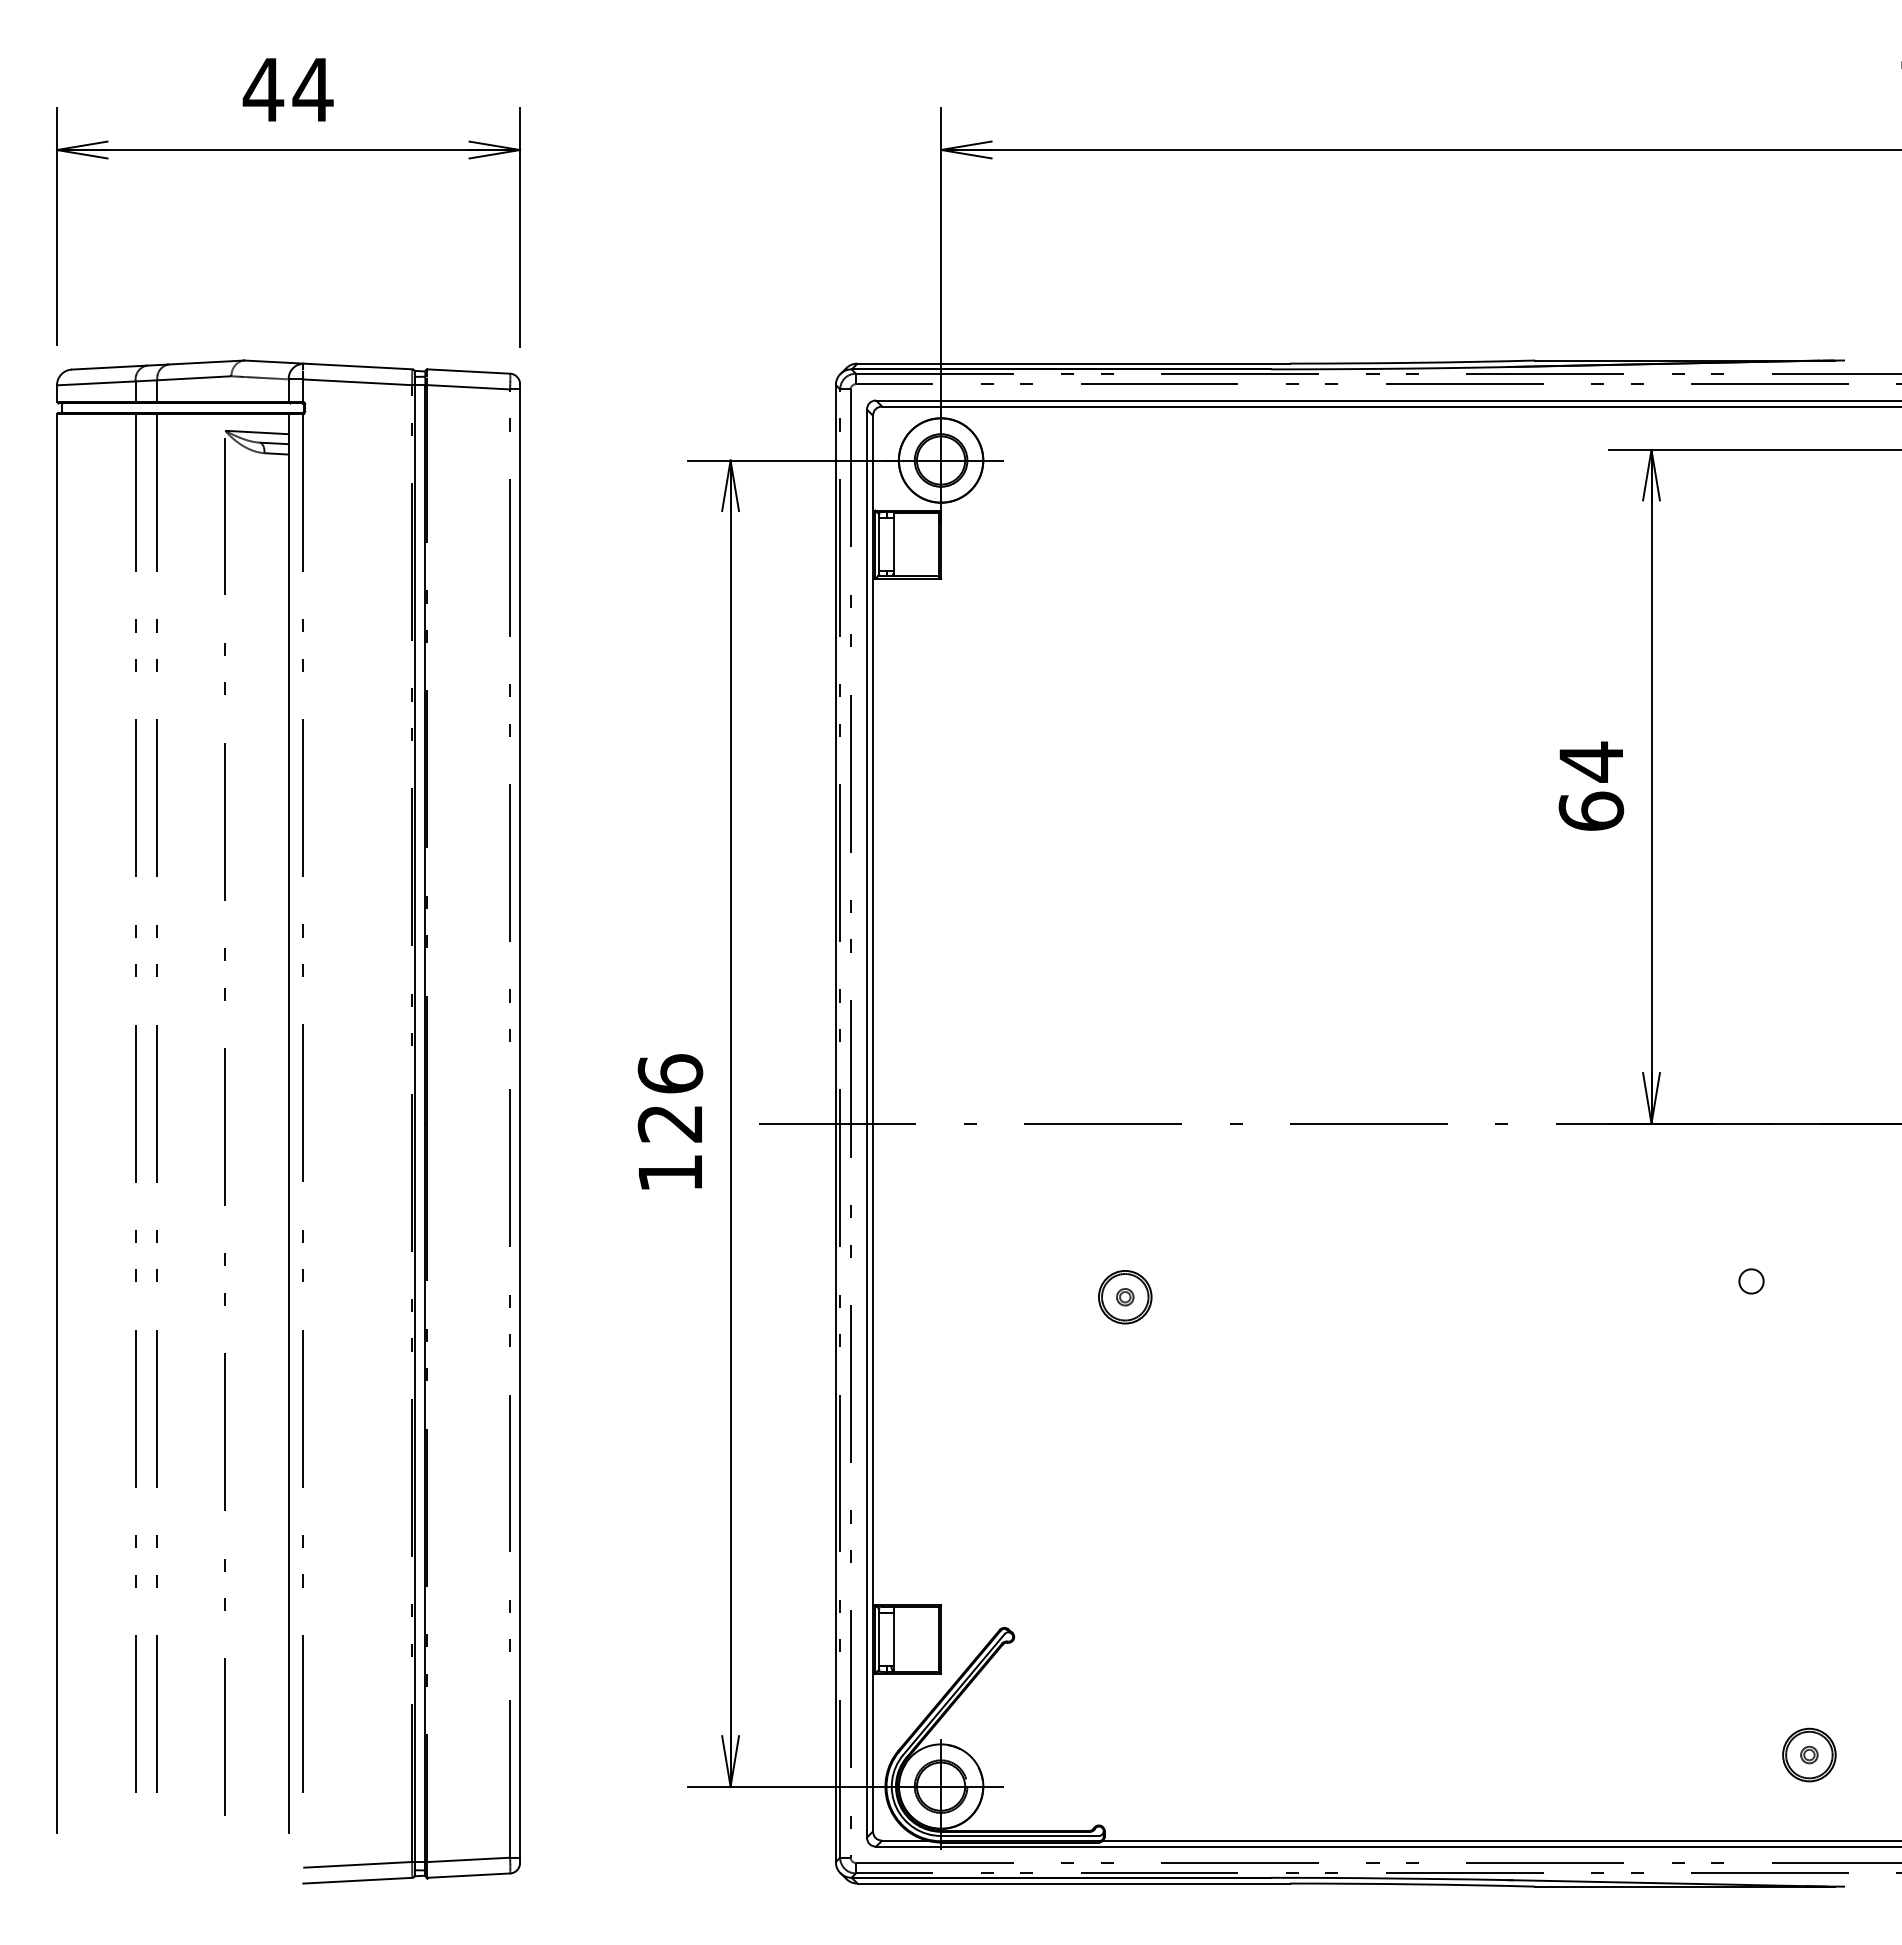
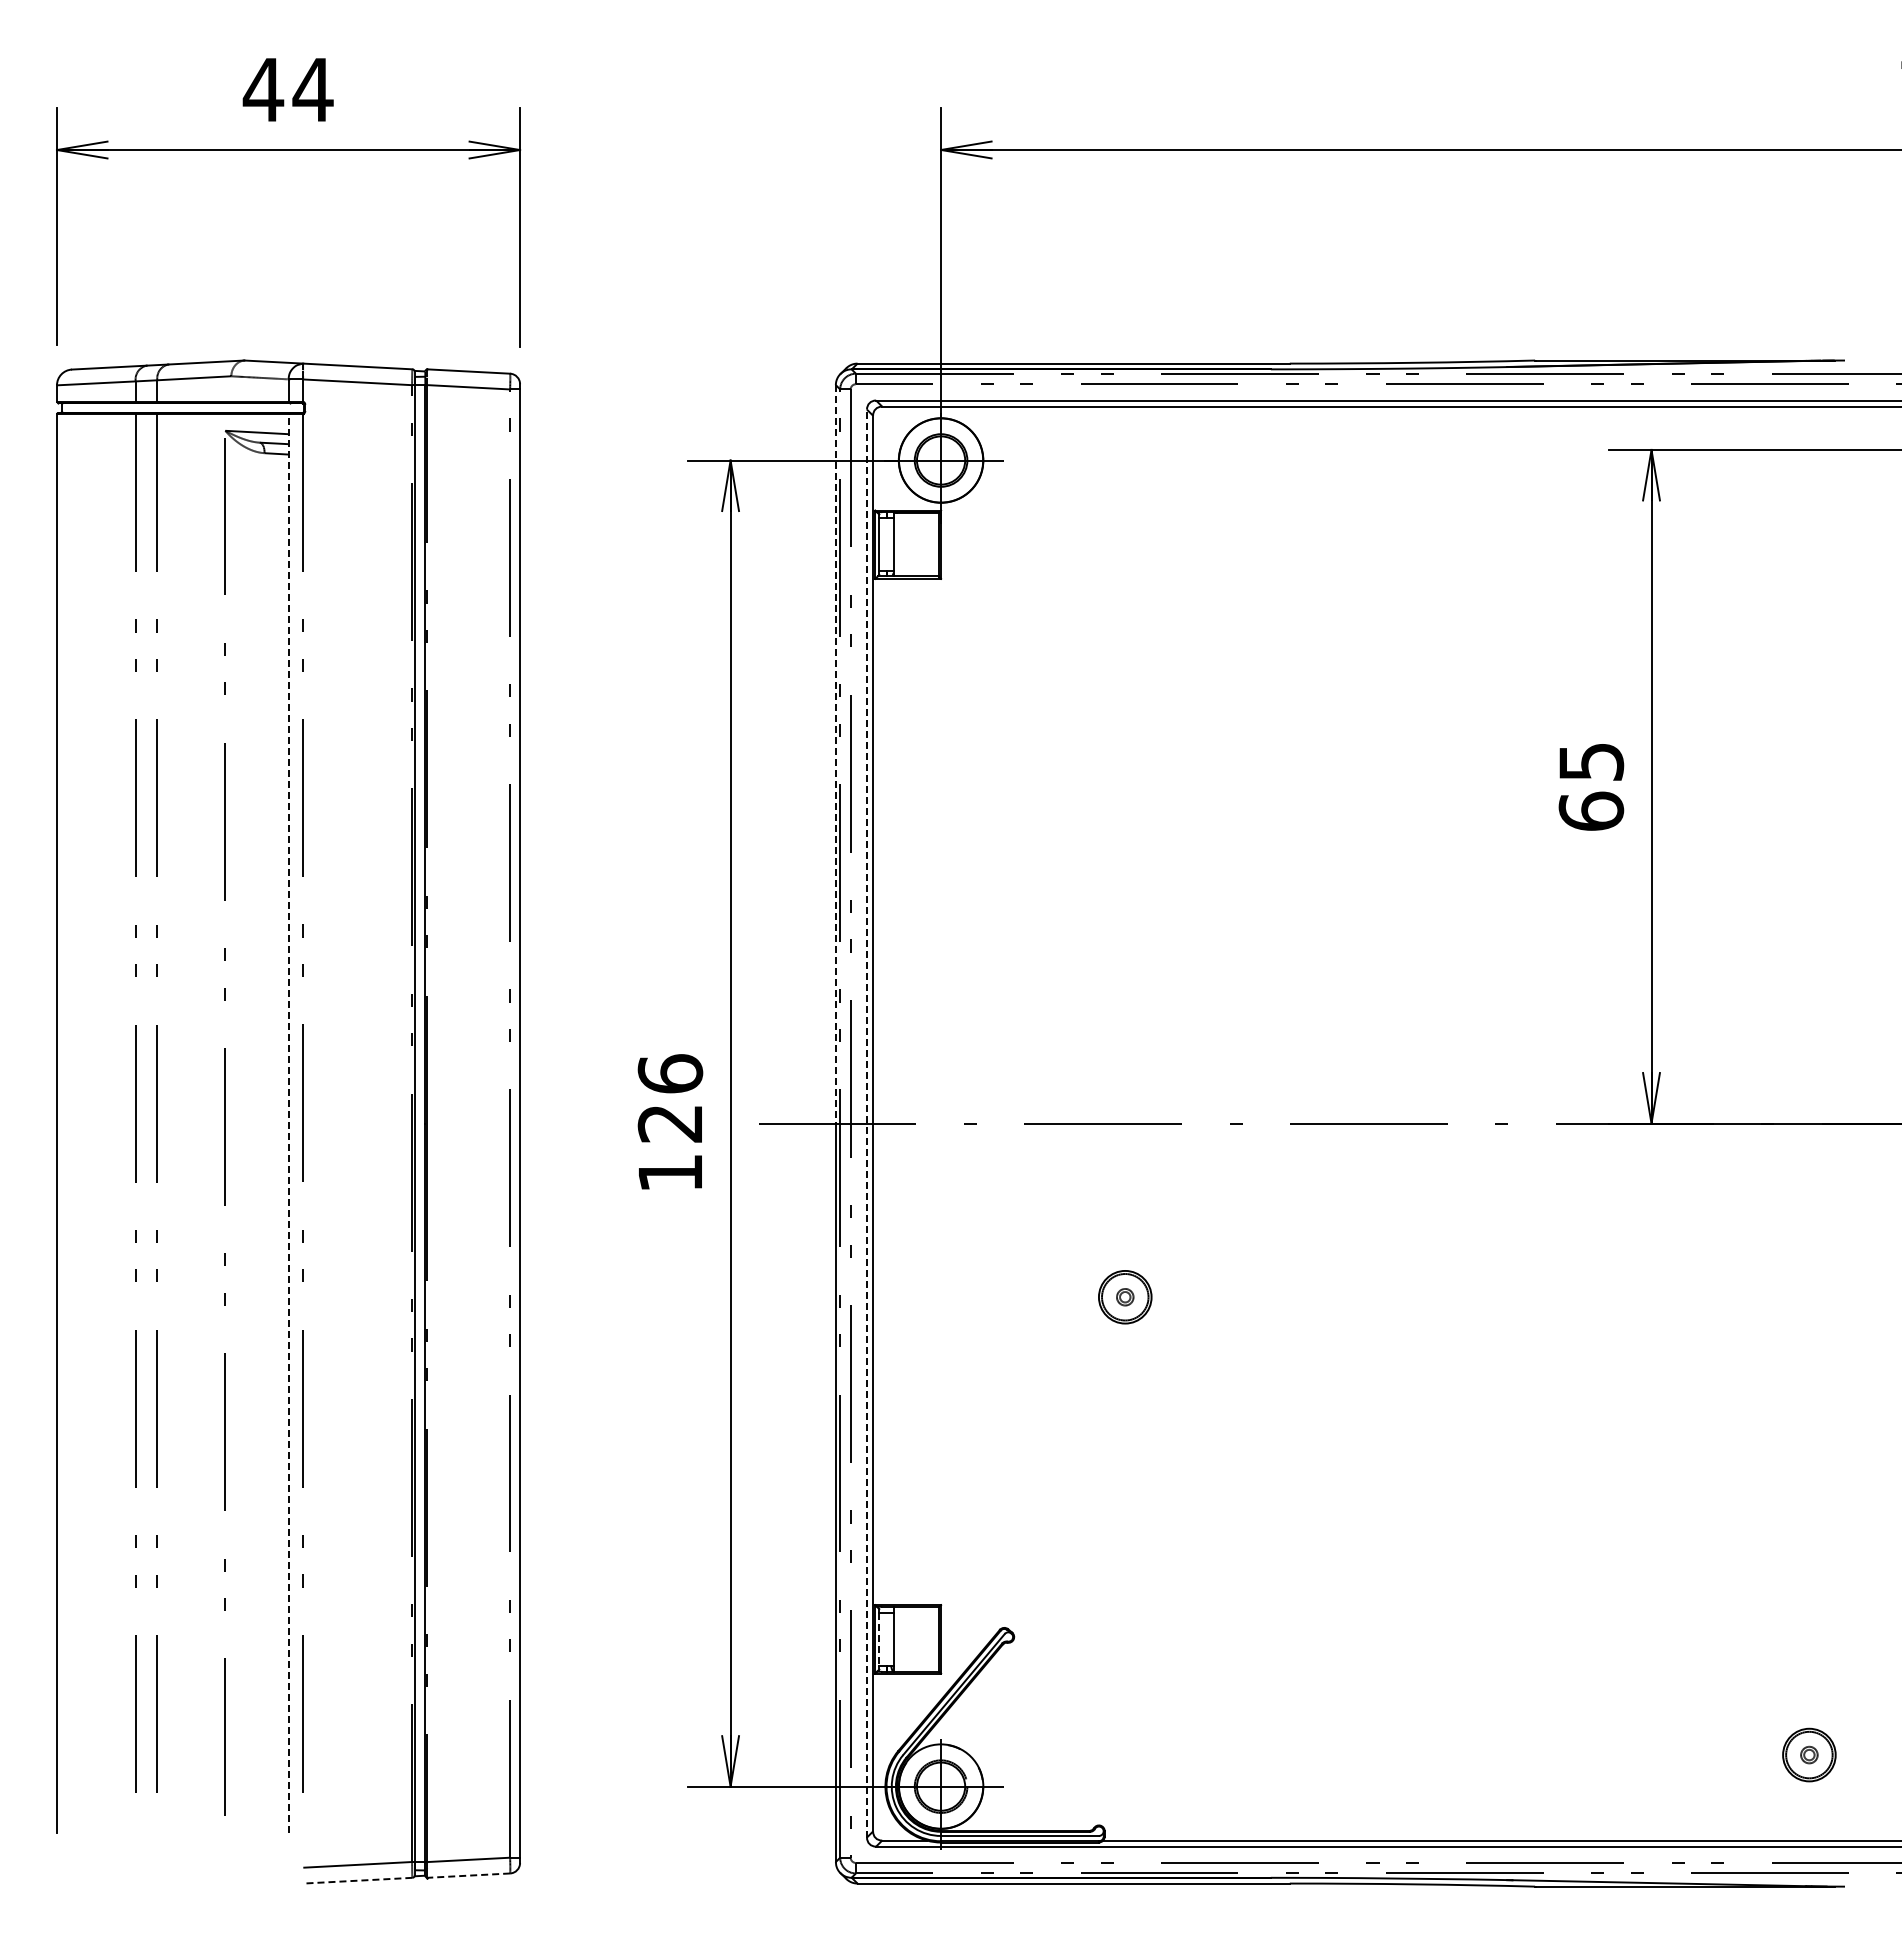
line: solid -> dashed (835, 754)
text: 64 -> 65 (1591, 761)
line: solid -> dashed (288, 1123)
line: solid -> dashed (867, 1123)
circle: present -> none (1751, 1281)
line: solid -> dashed (879, 1639)
line: solid -> dashed (468, 1875)
line: solid -> dashed (357, 1880)
